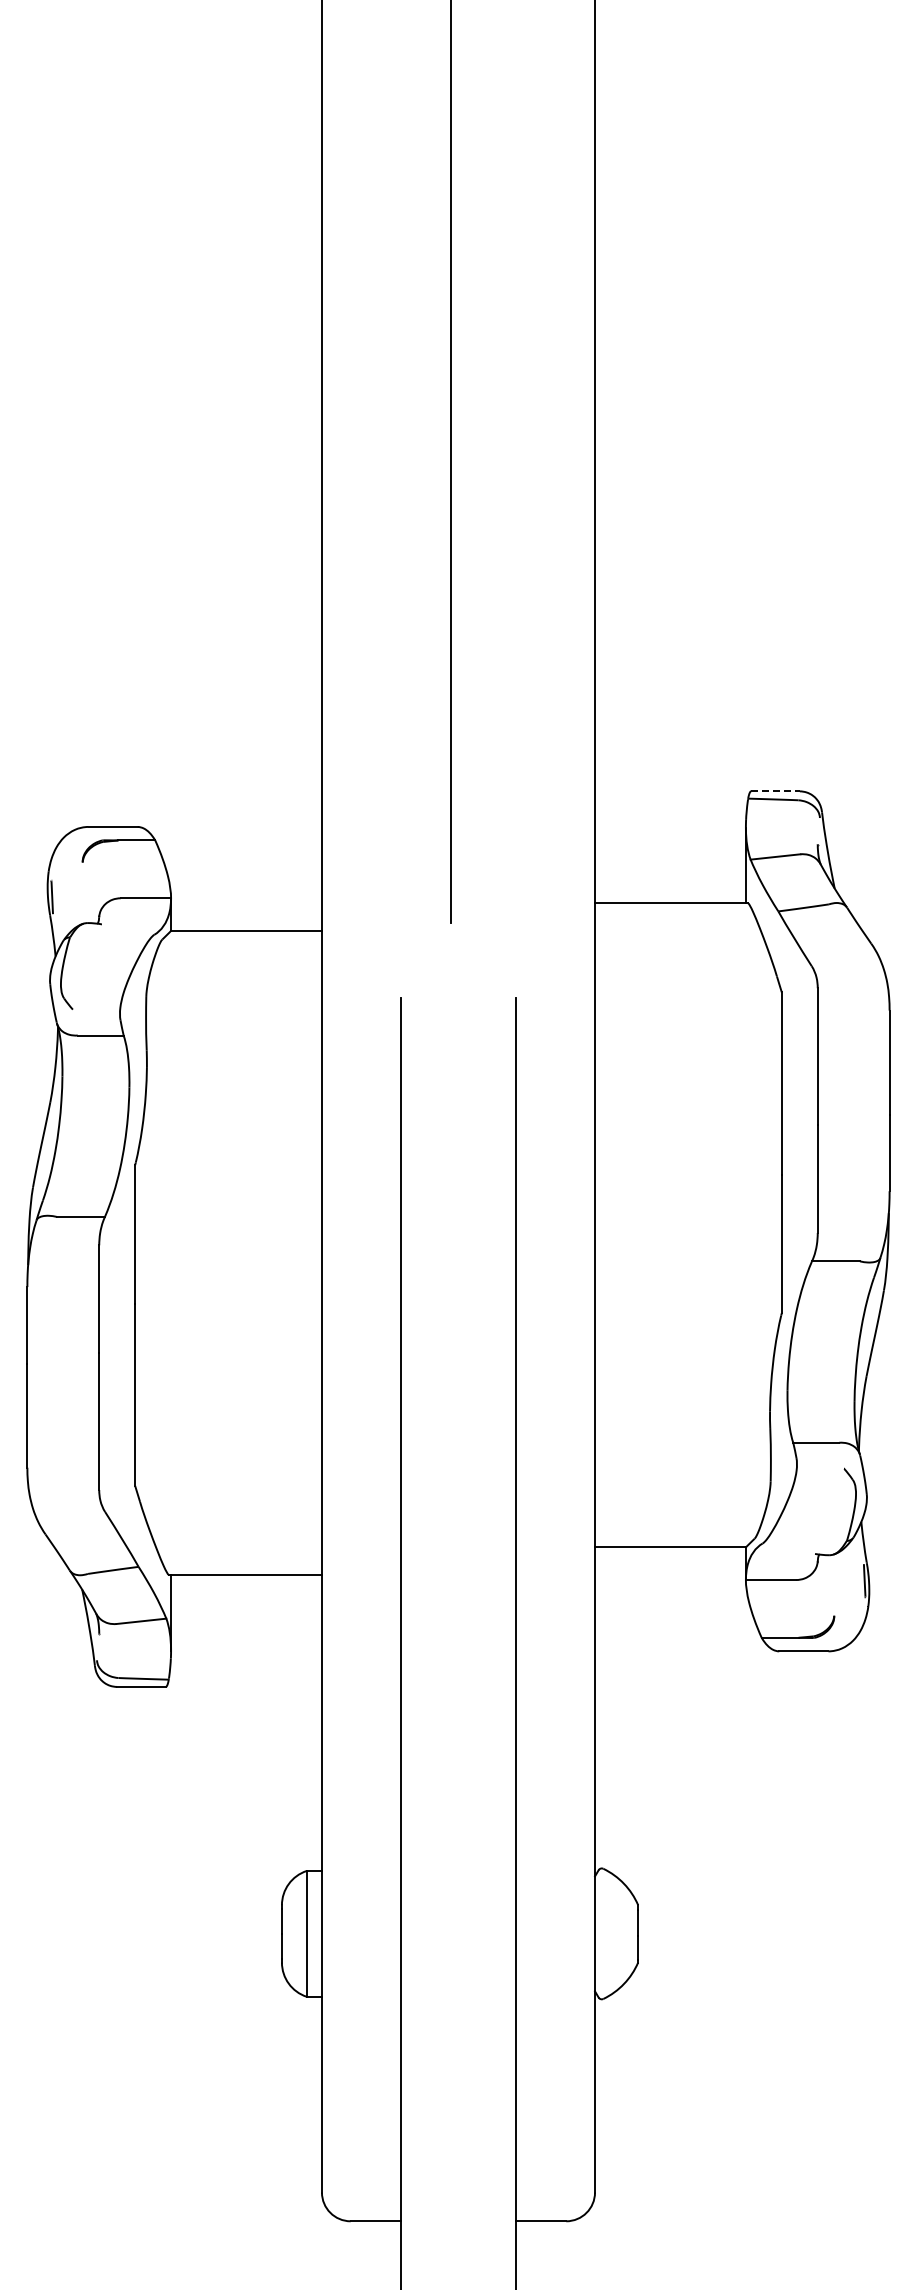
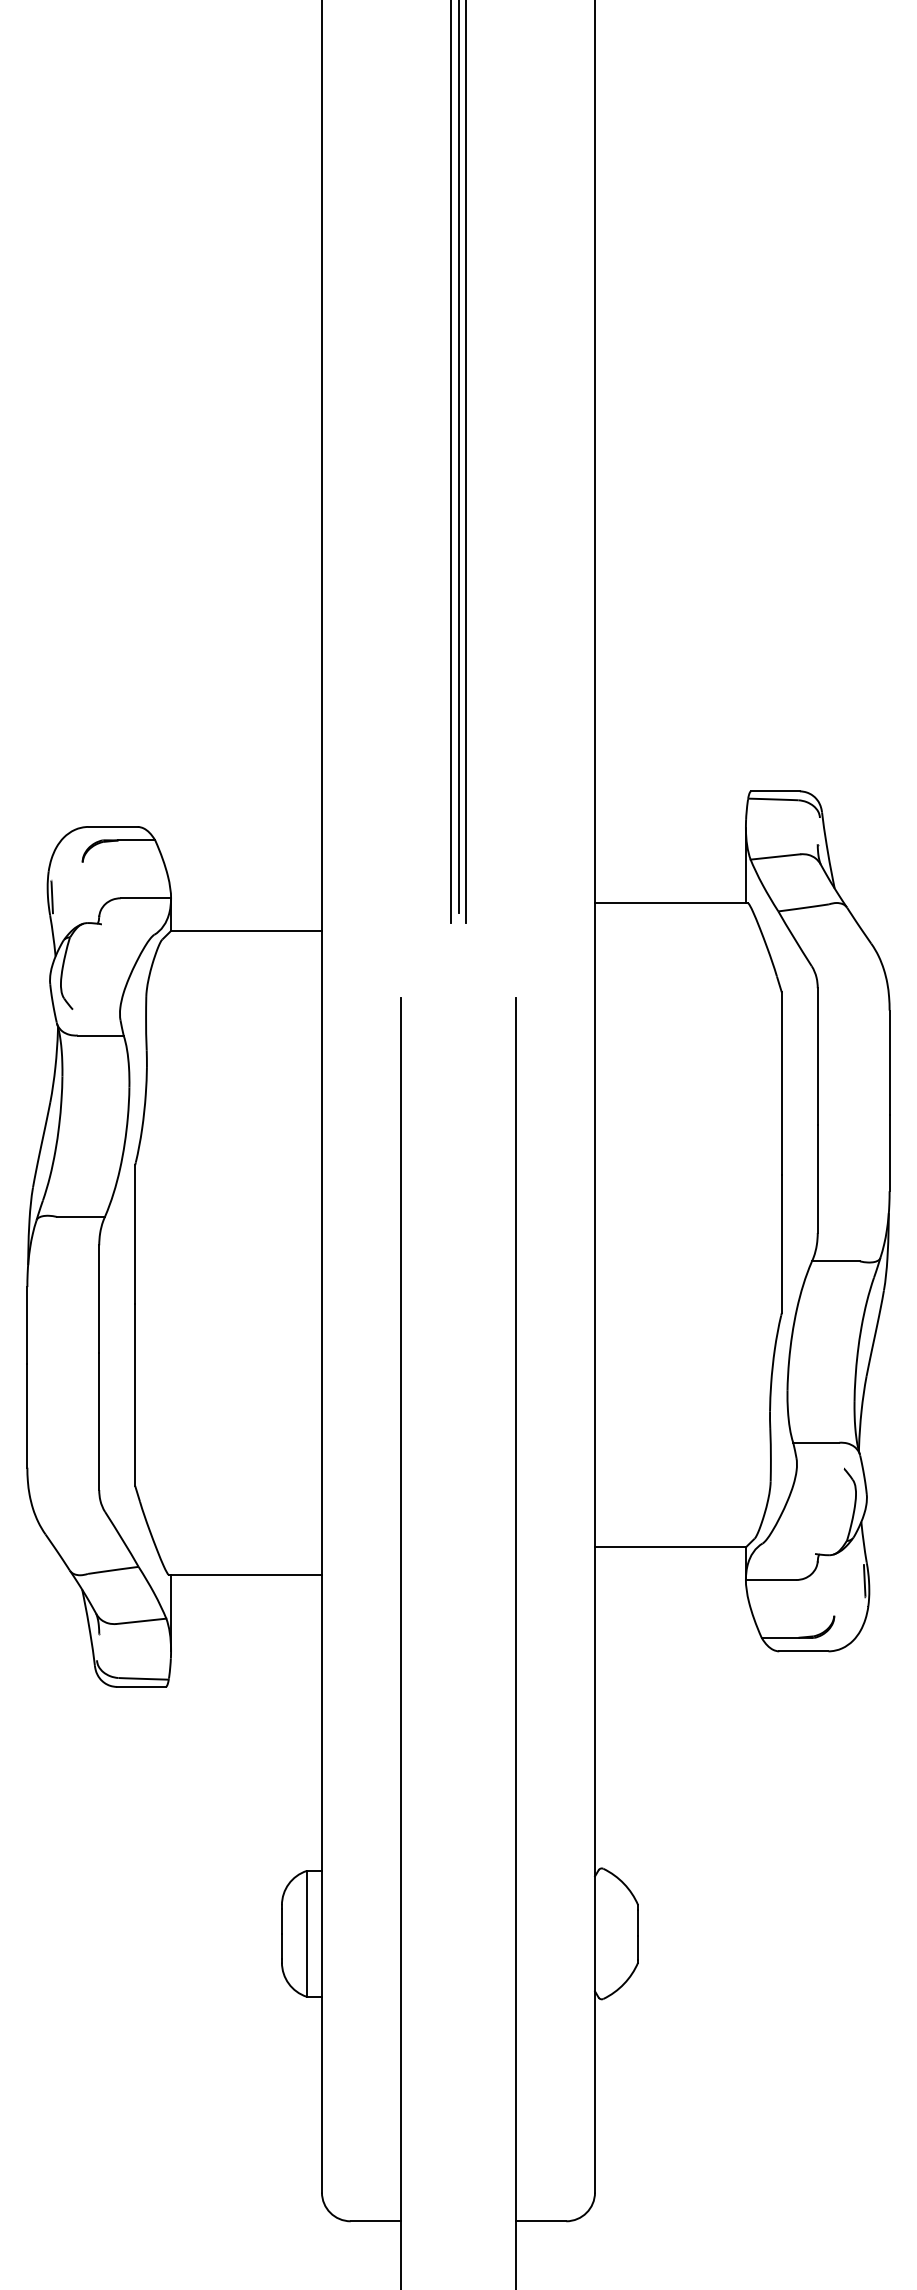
line: none -> present (458, 457)
line: none -> present (465, 462)
line: dashed -> solid (776, 791)
